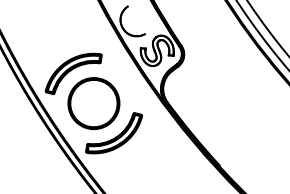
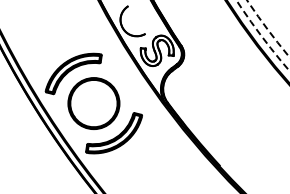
circle: solid -> dashed (267, 28)
circle: solid -> dashed (262, 35)
